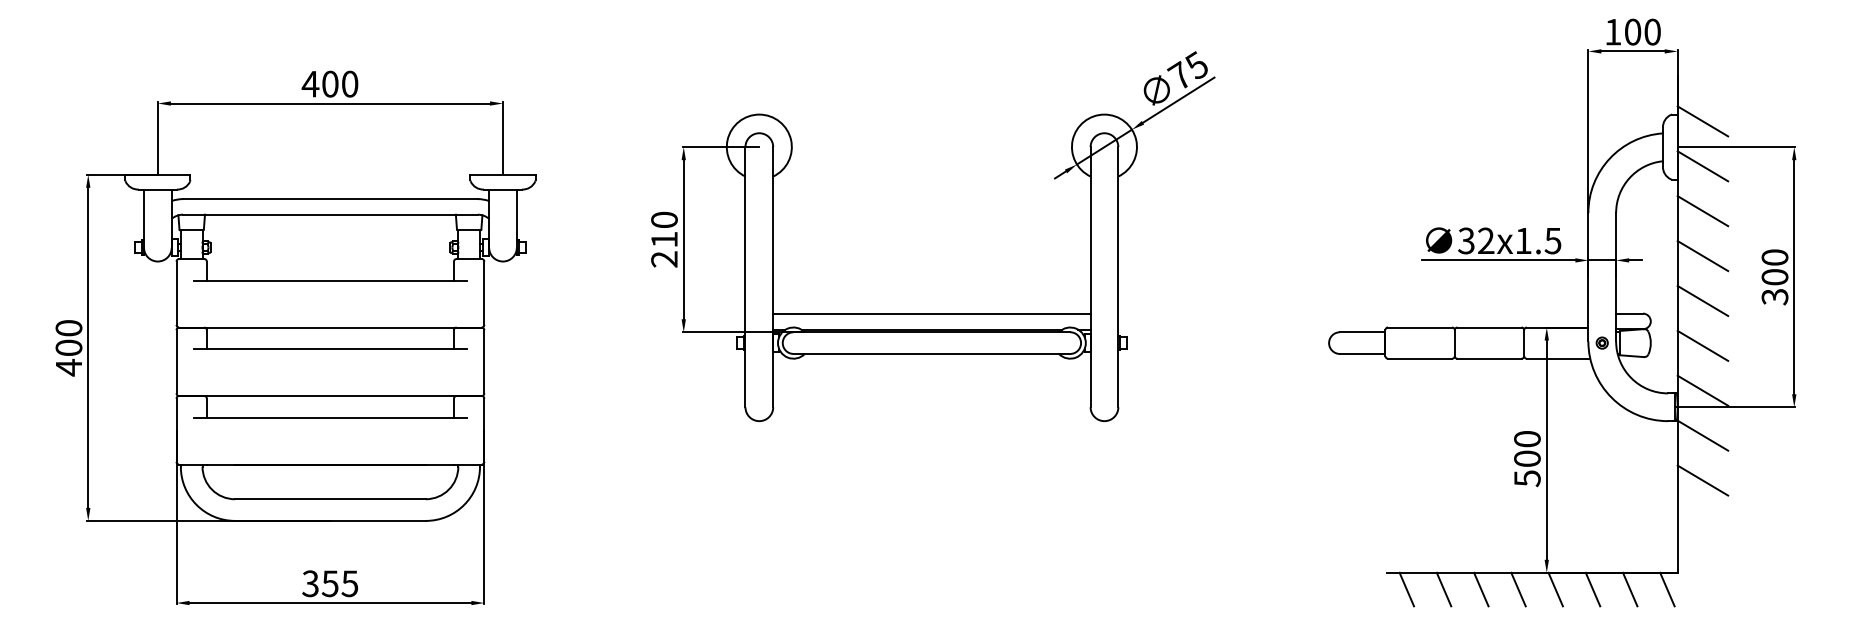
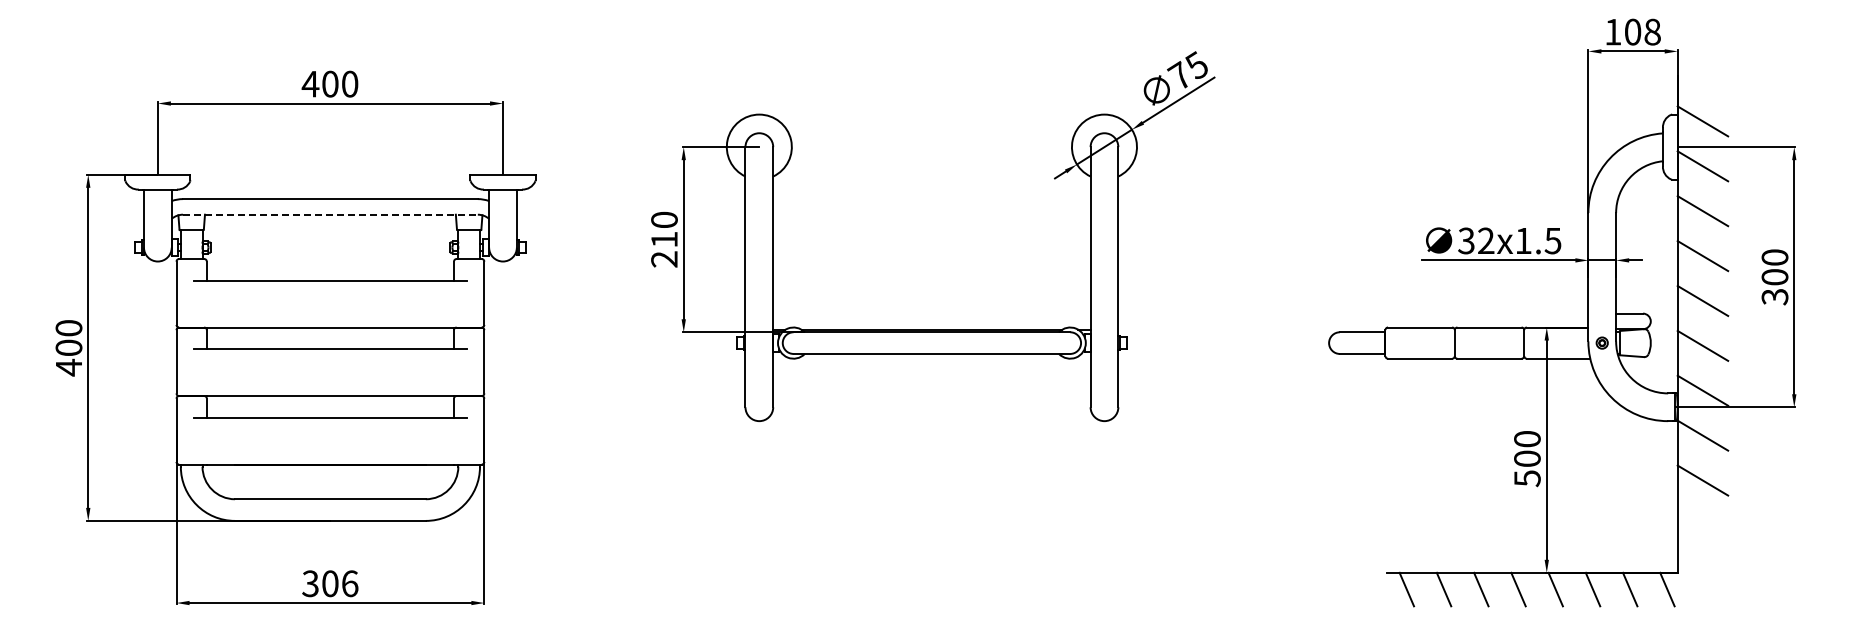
text: 100 -> 108 (1652, 32)
line: solid -> dashed (330, 214)
line: present -> none (931, 313)
text: 355 -> 306 (339, 583)
